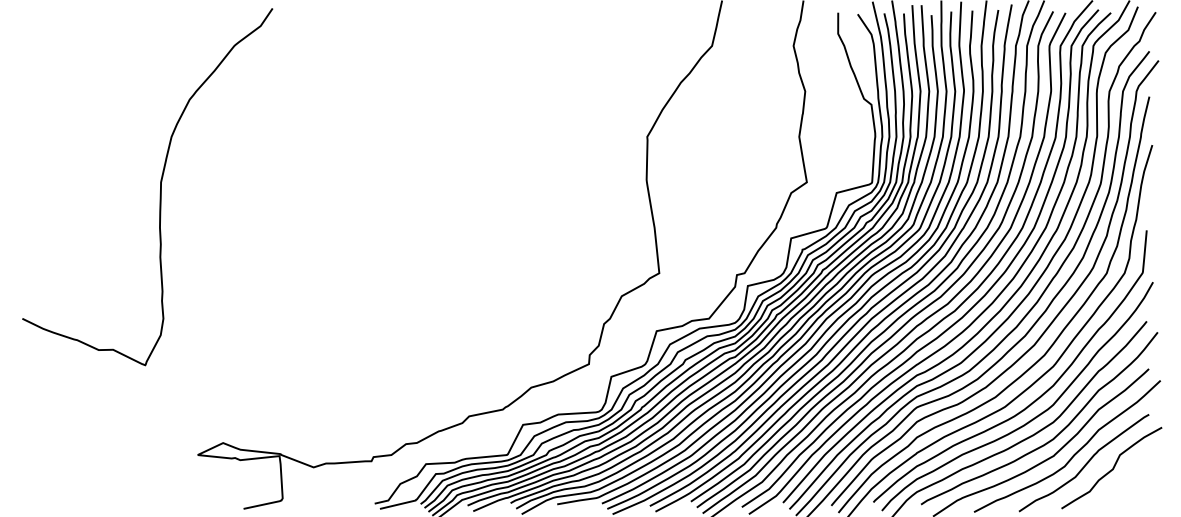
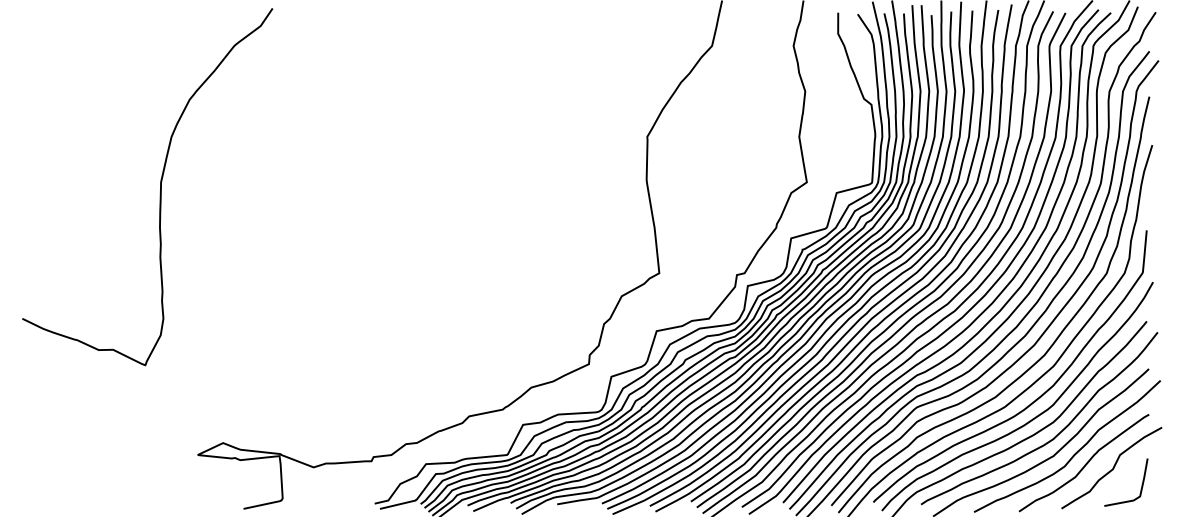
line: none -> present (1141, 484)
